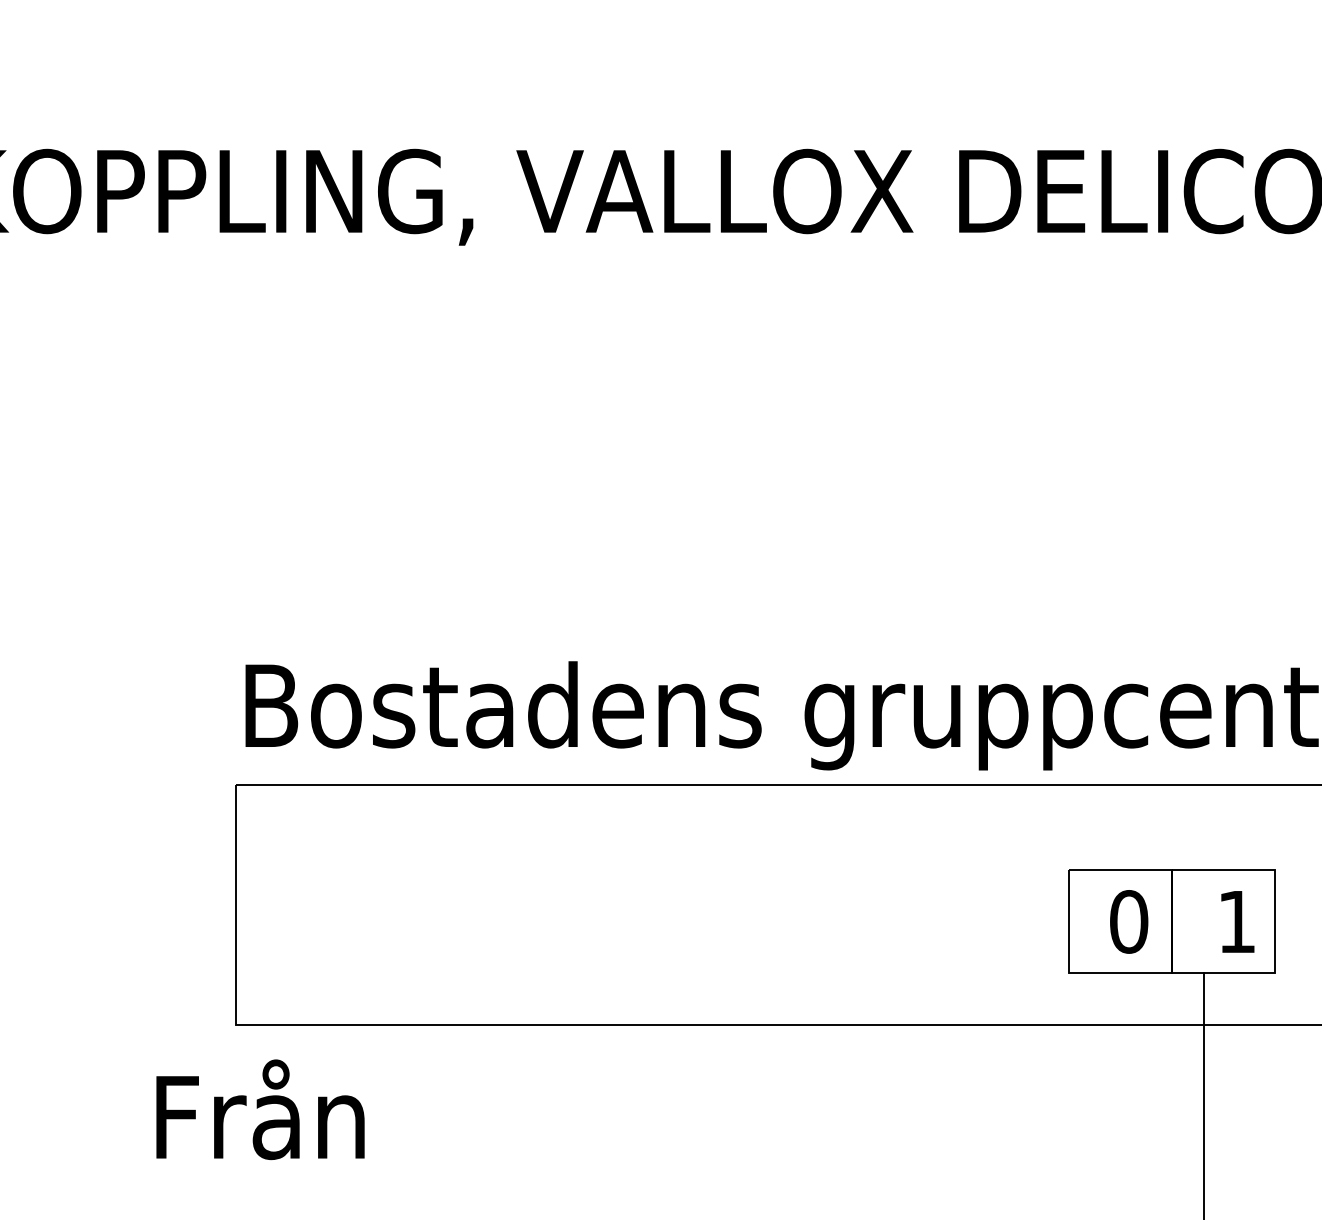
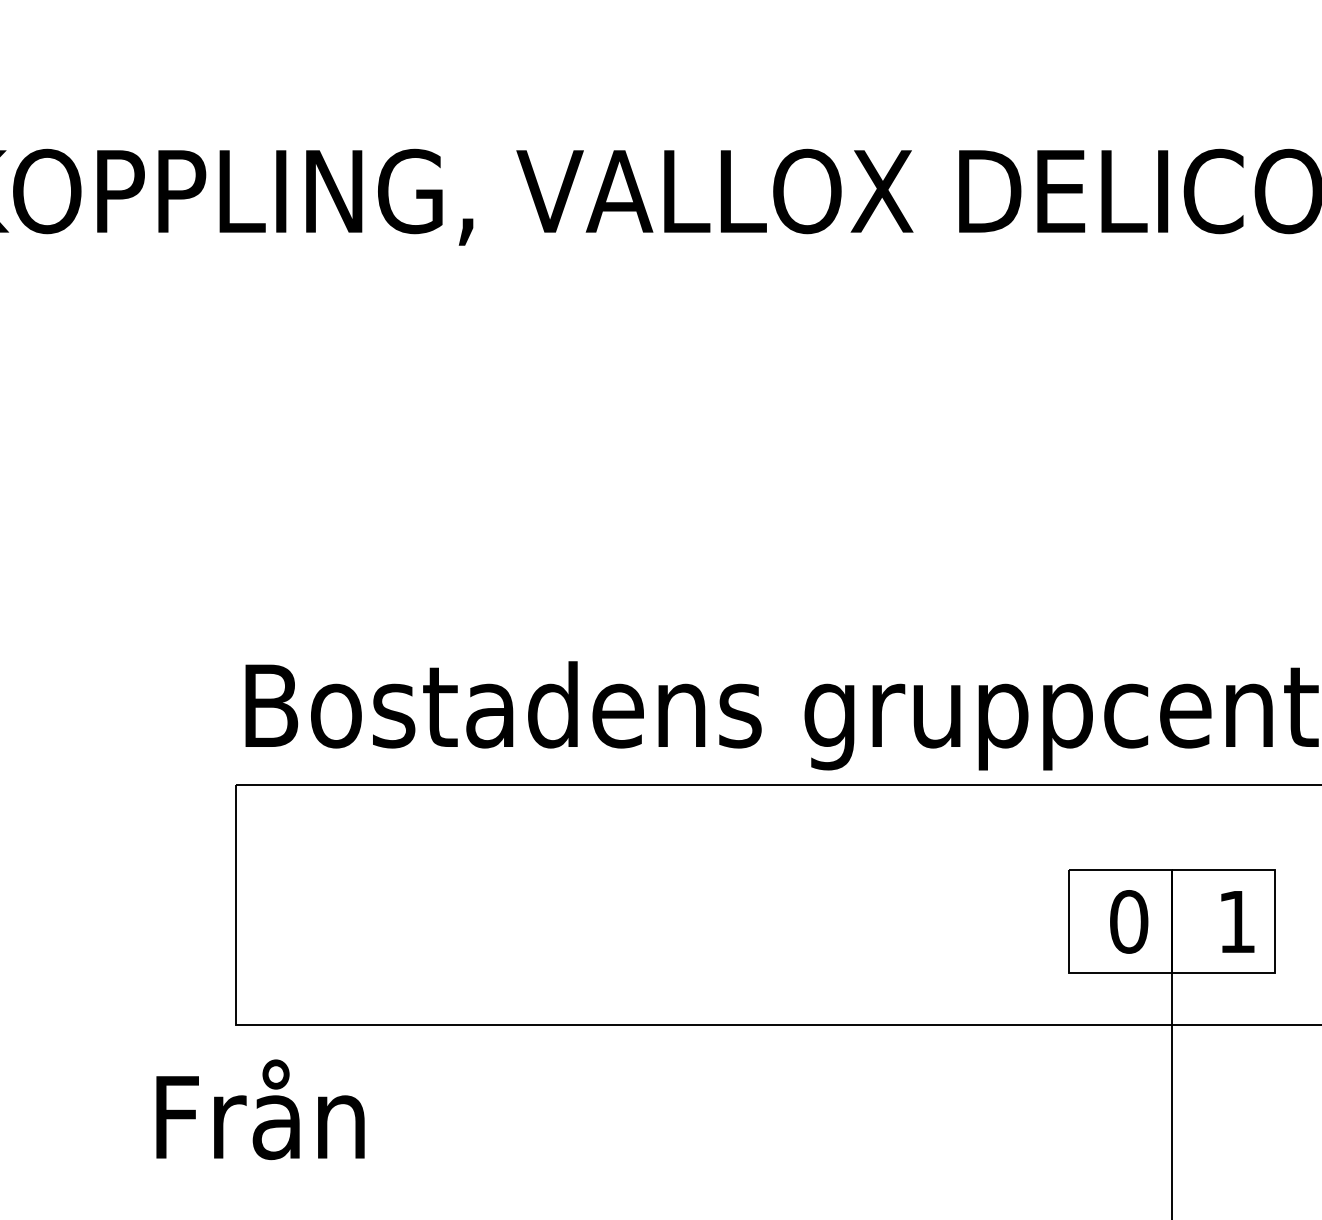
line position: (1203, 1094) -> (1171, 1094) (1171, 1094)
